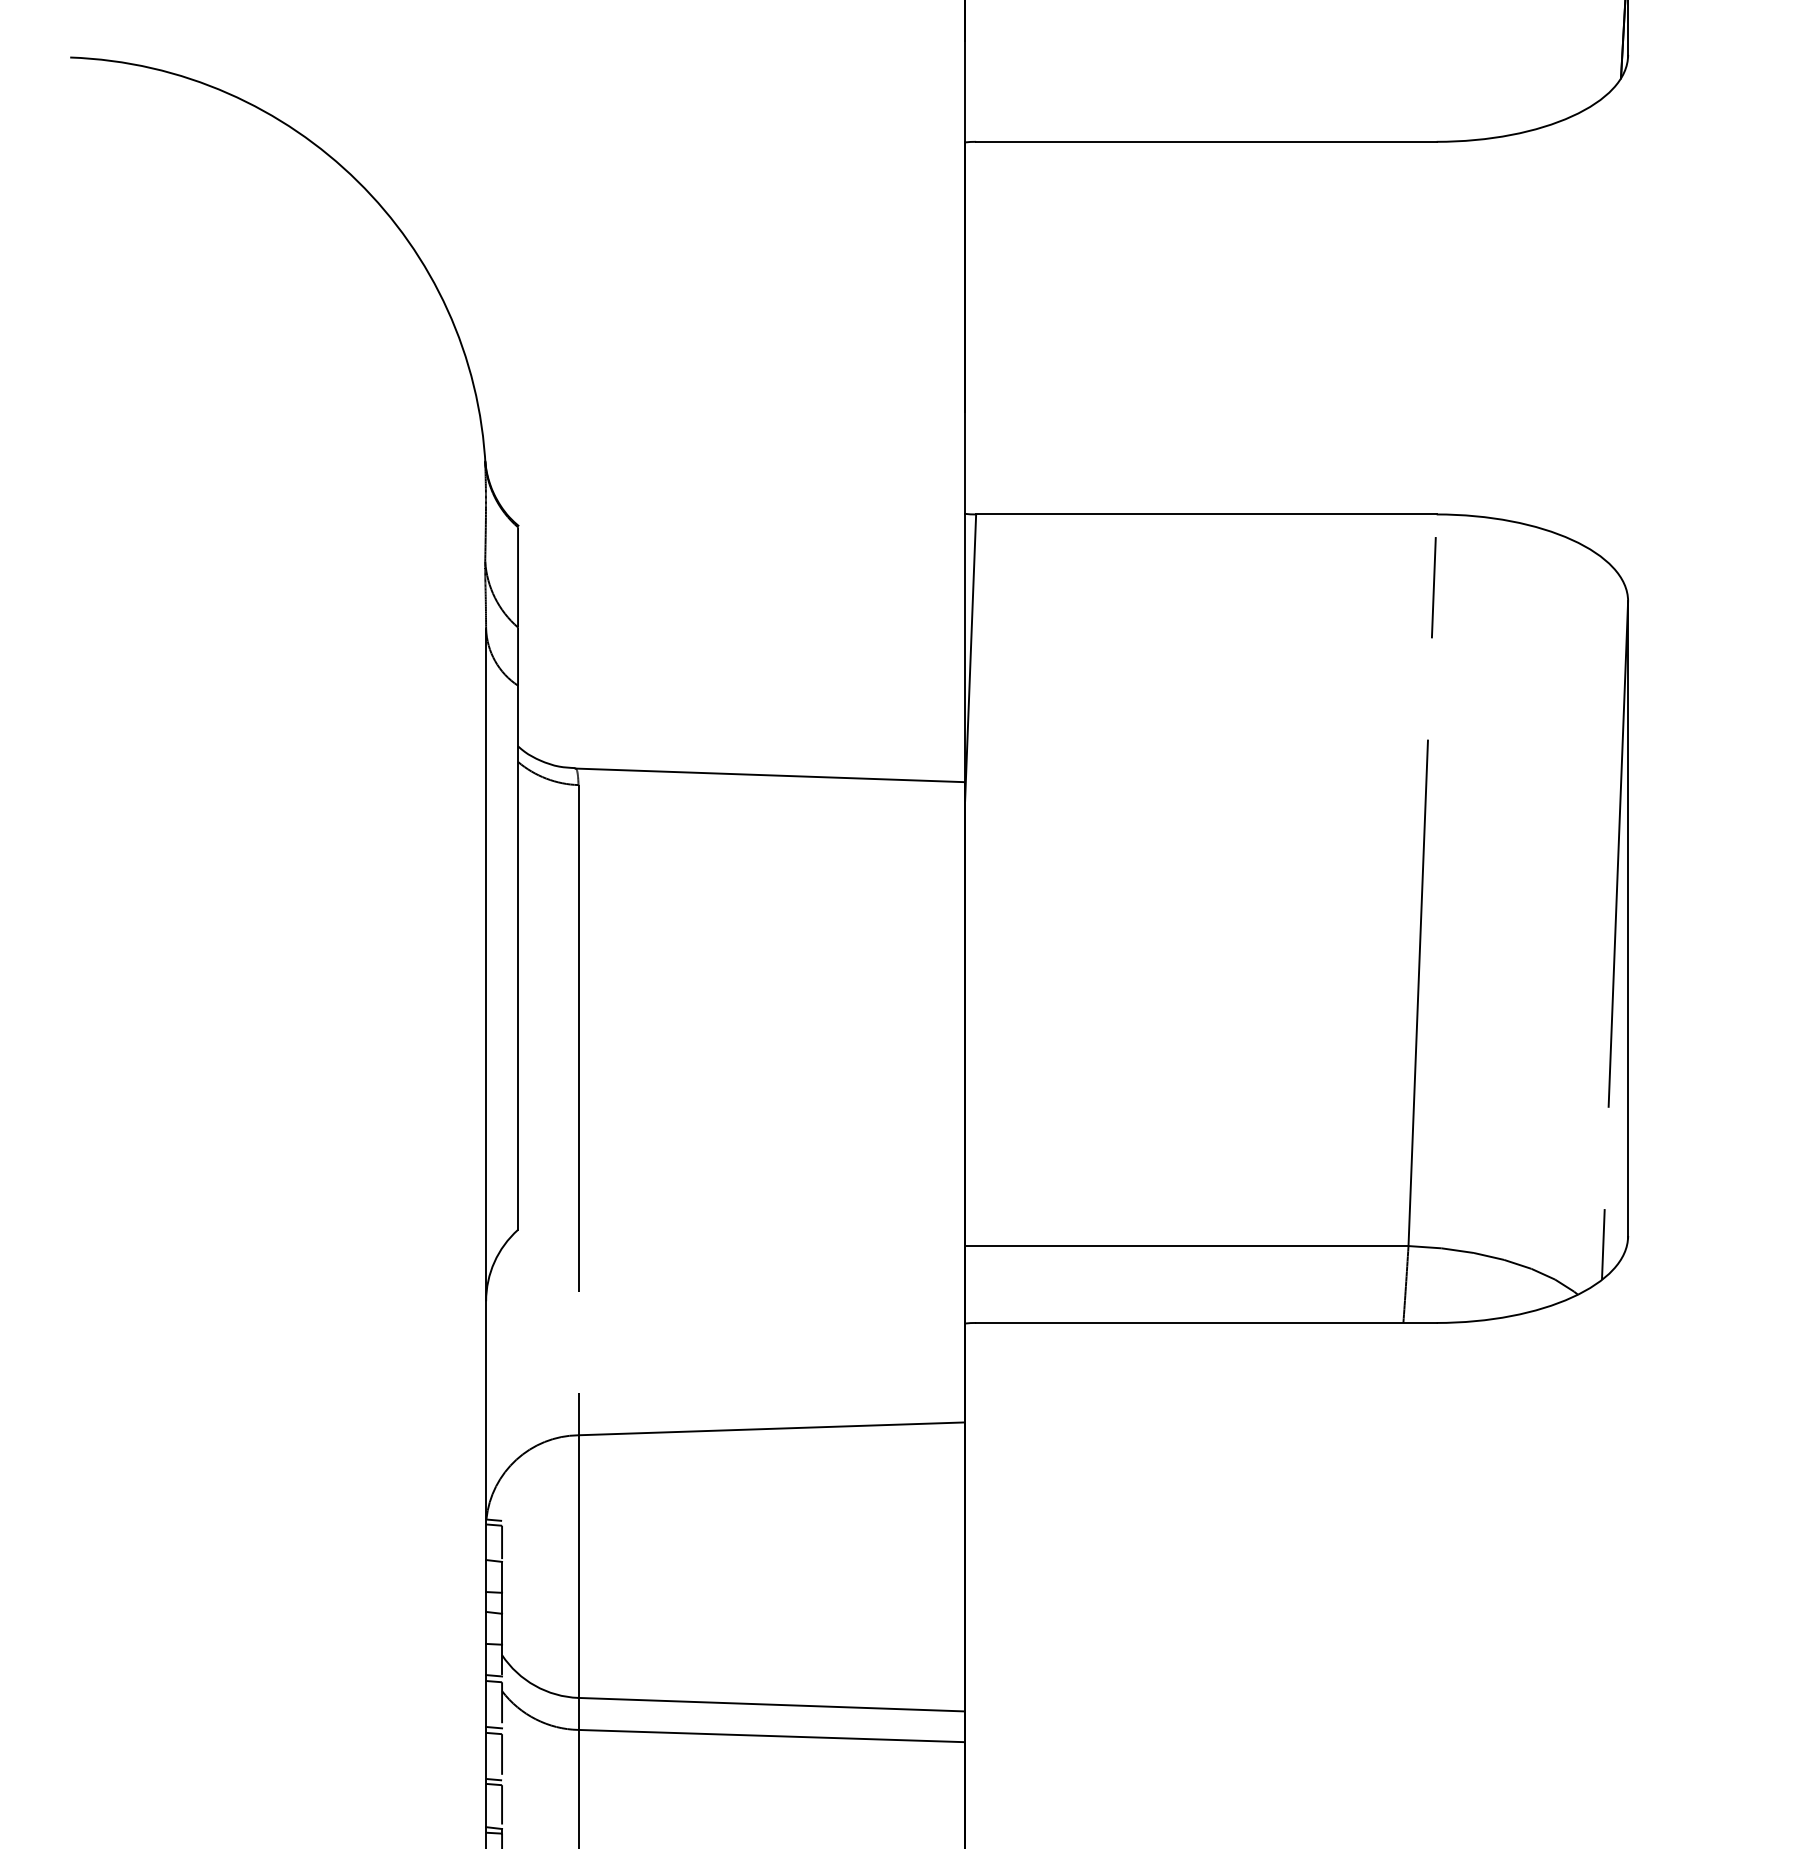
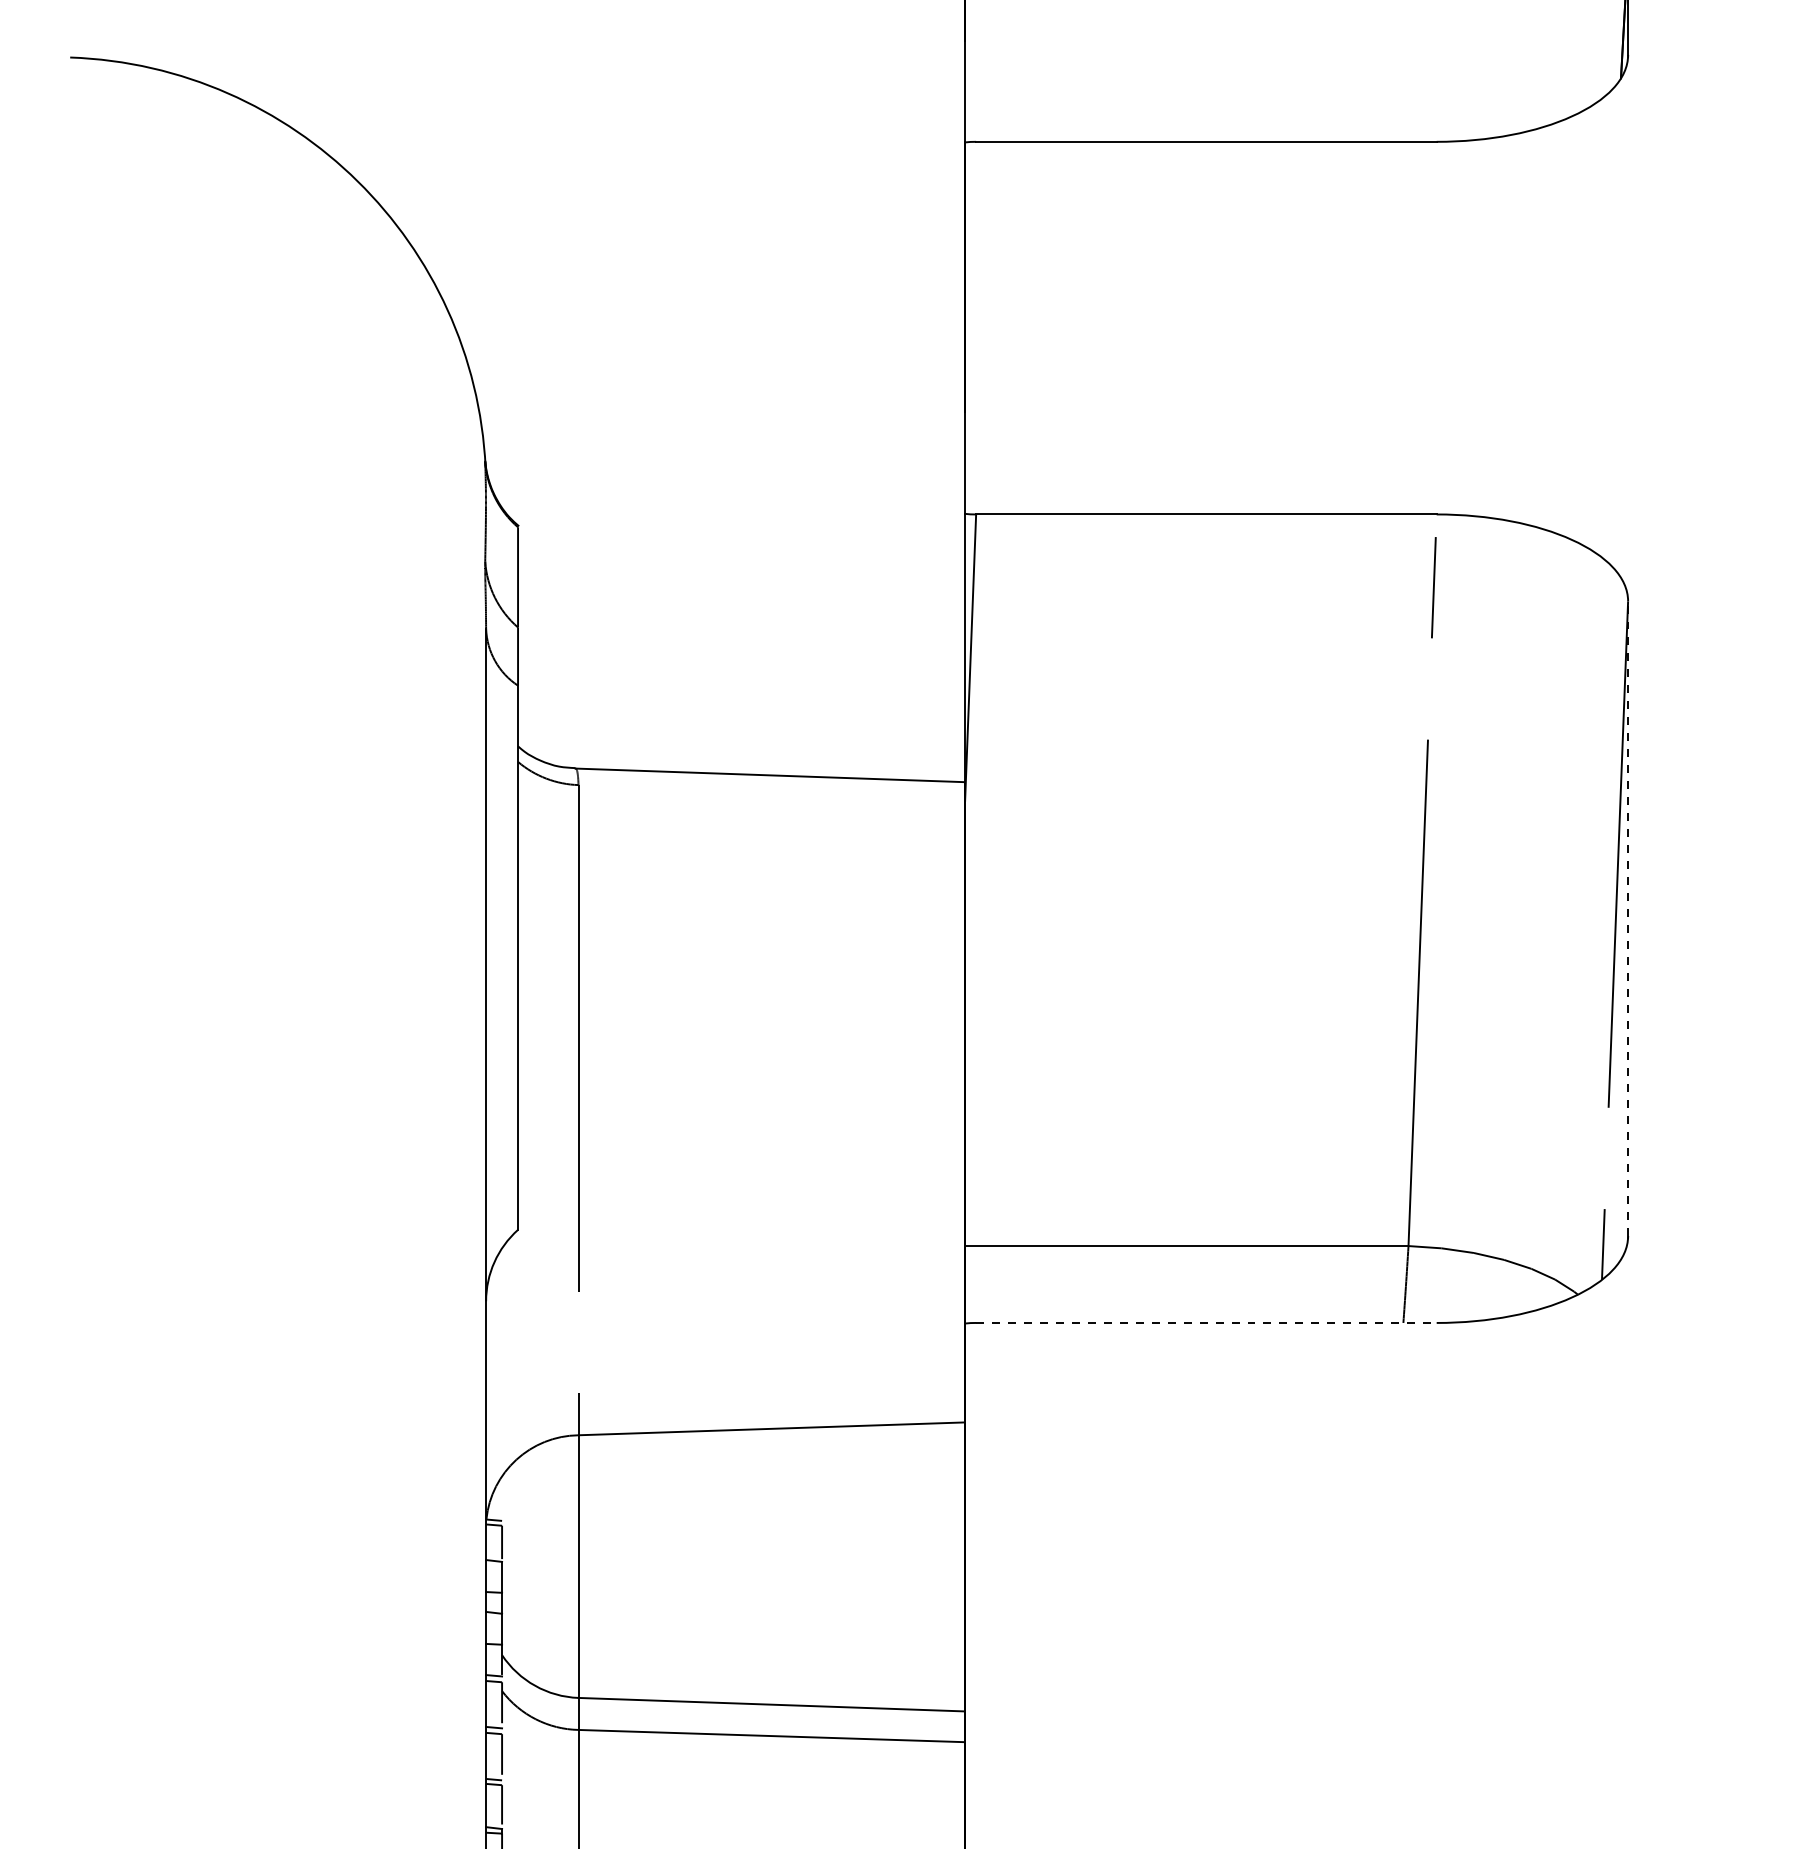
line: solid -> dashed (1628, 918)
line: solid -> dashed (1206, 1322)
